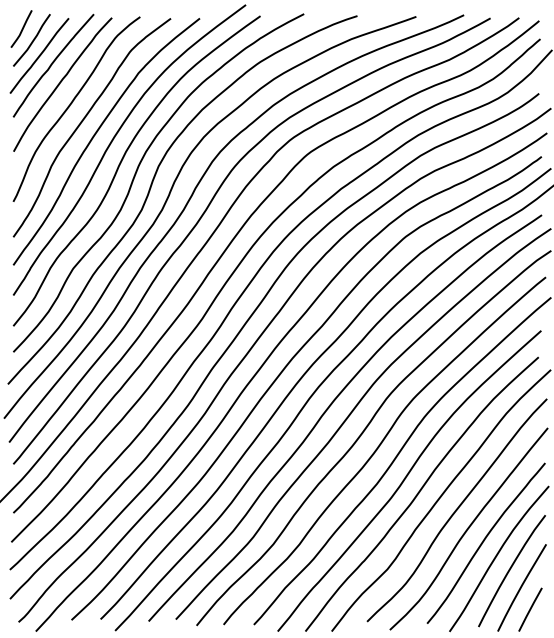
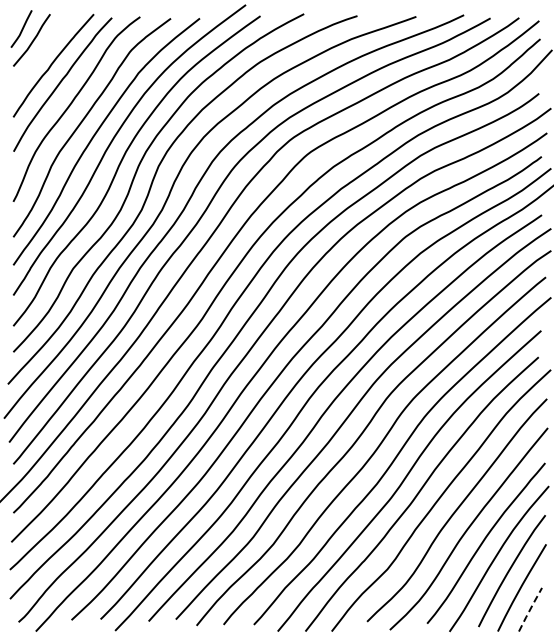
line: present -> none (39, 55)
line: solid -> dashed (530, 609)
